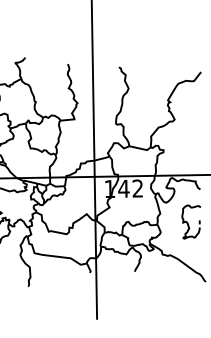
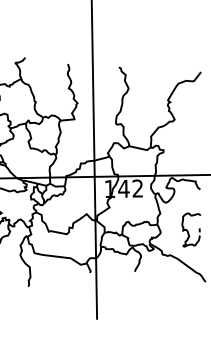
part position: (191, 221) -> (191, 229) (191, 229)
